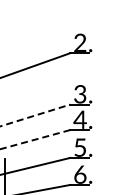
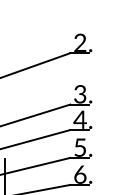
line: dashed -> solid (36, 115)
line: dashed -> solid (34, 139)
